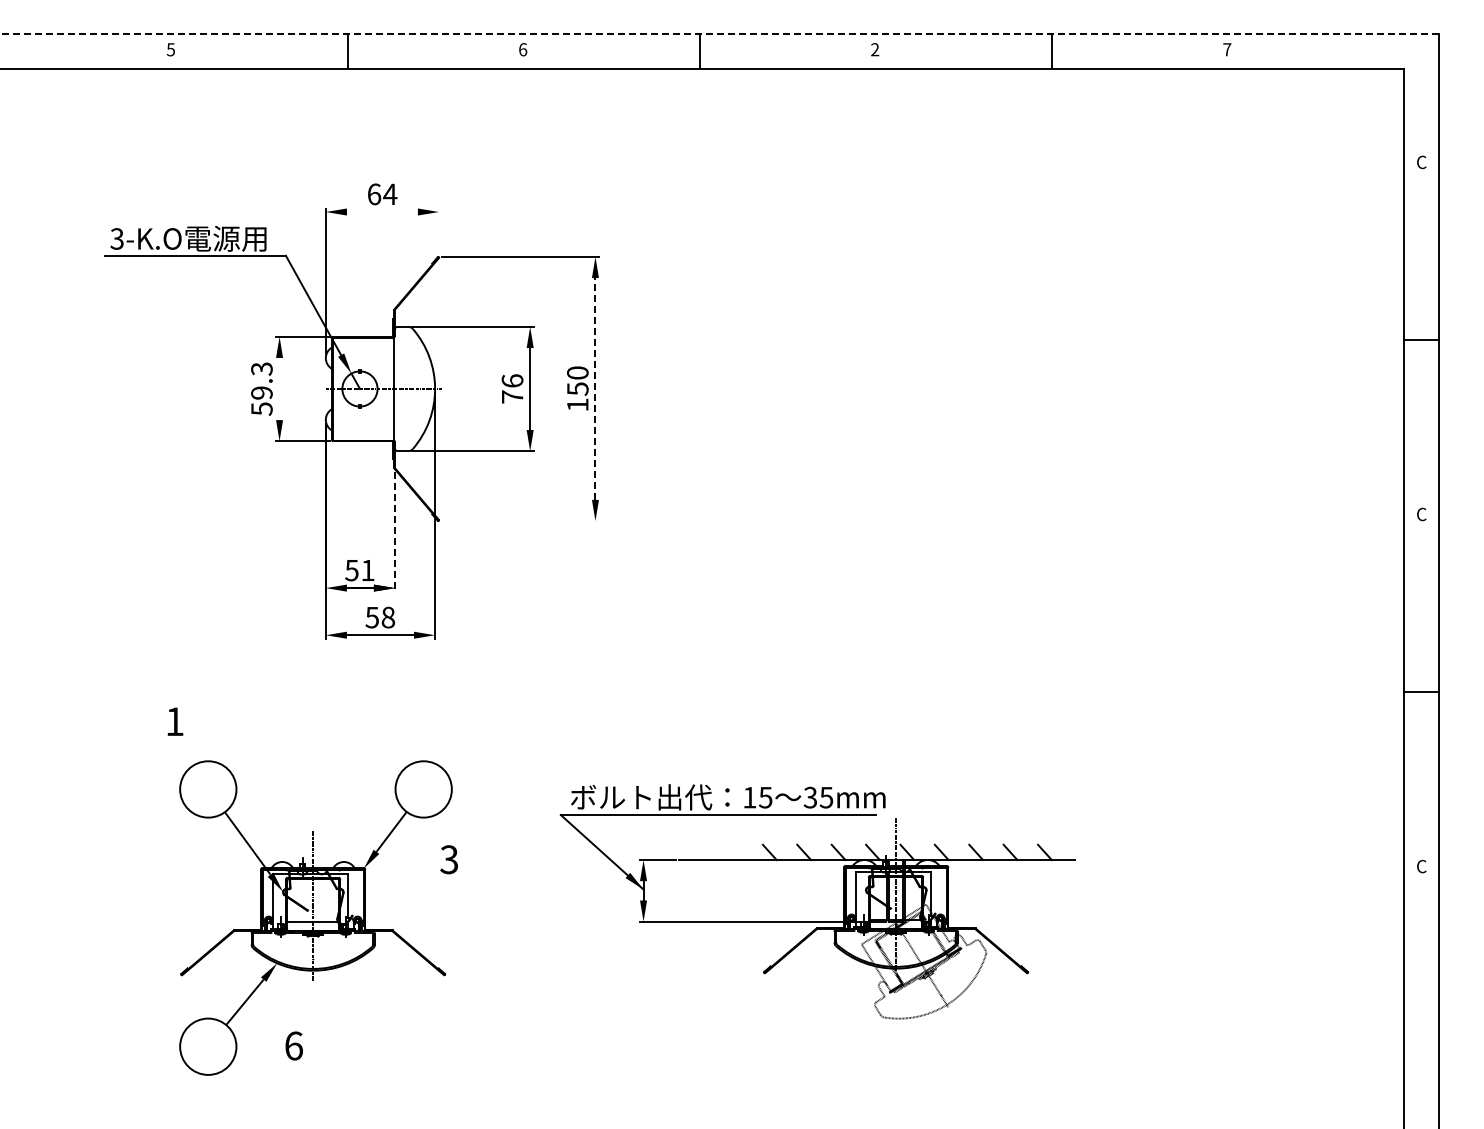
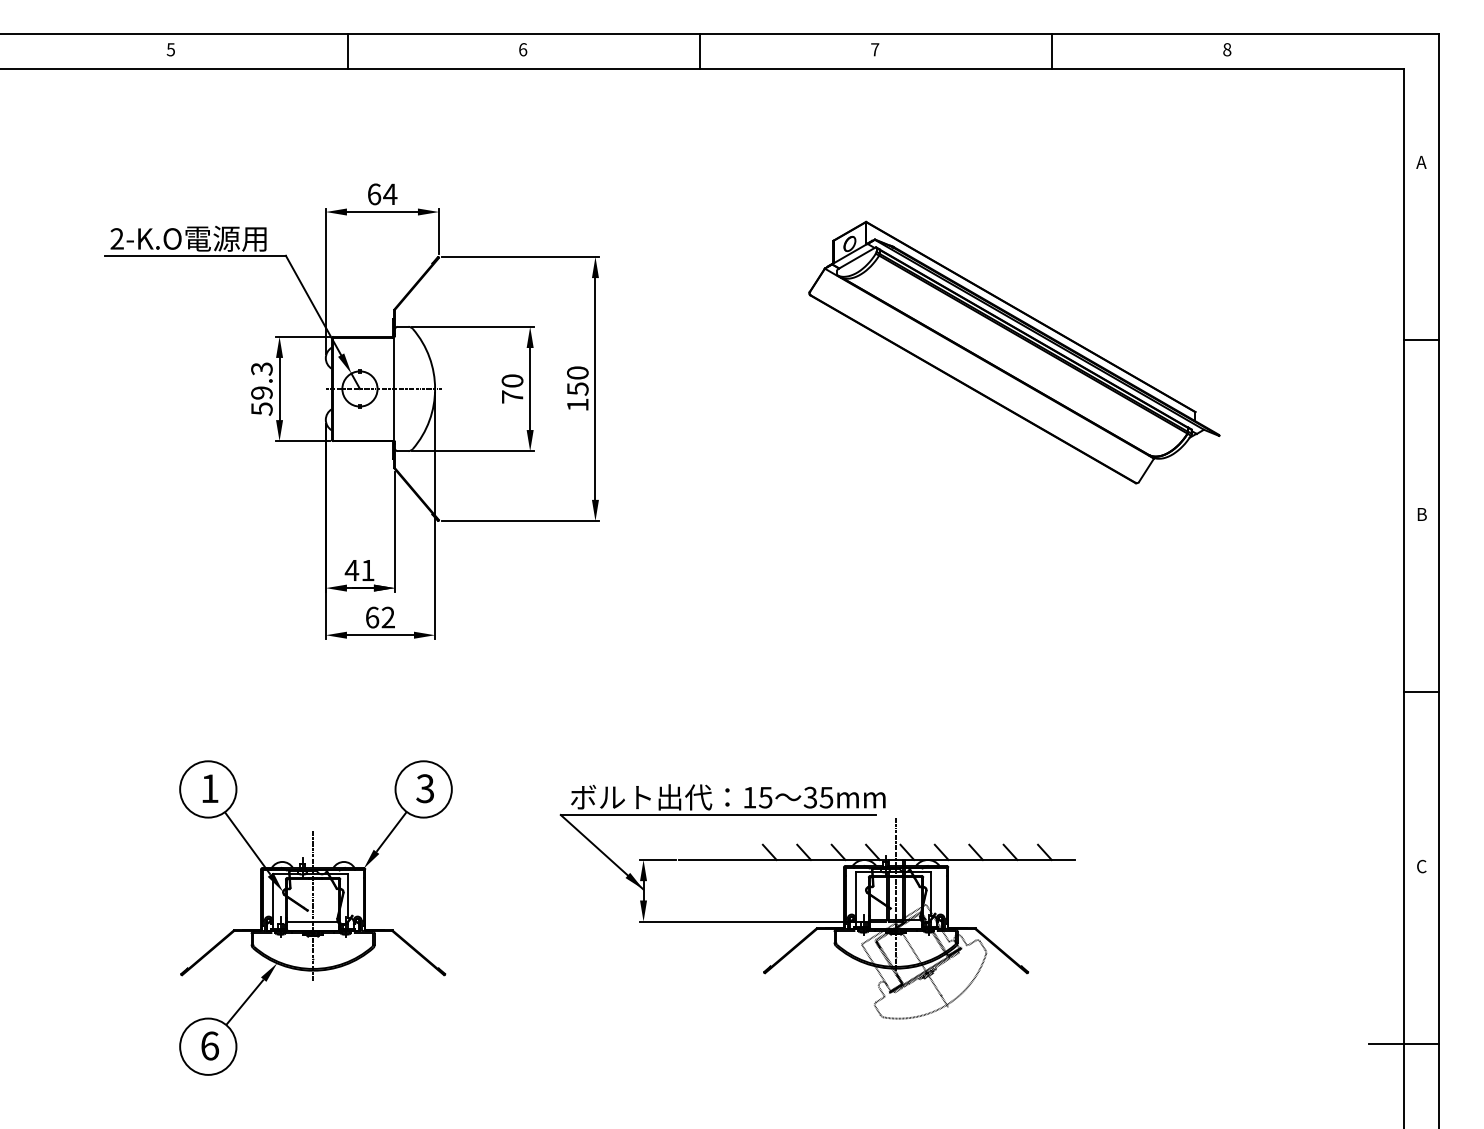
line: dashed -> solid (719, 33)
text: 2 -> 7 (875, 49)
text: 7 -> 8 (1227, 49)
text: C -> A (1421, 162)
line: none -> present (381, 212)
line: none -> present (439, 231)
text: 3-K.O -> 2-K.O (116, 238)
part: none -> present (1014, 352)
text: 76 -> 70 (512, 380)
line: none -> present (279, 388)
line: dashed -> solid (595, 388)
text: C -> B (1421, 514)
line: none -> present (519, 521)
line: dashed -> solid (395, 531)
text: 51 -> 41 (351, 570)
text: 58 -> 62 (380, 617)
text position: (175, 721) -> (210, 788) (210, 788)
text position: (448, 859) -> (424, 788) (424, 788)
line: none -> present (1404, 1044)
text position: (293, 1045) -> (209, 1045) (209, 1045)
